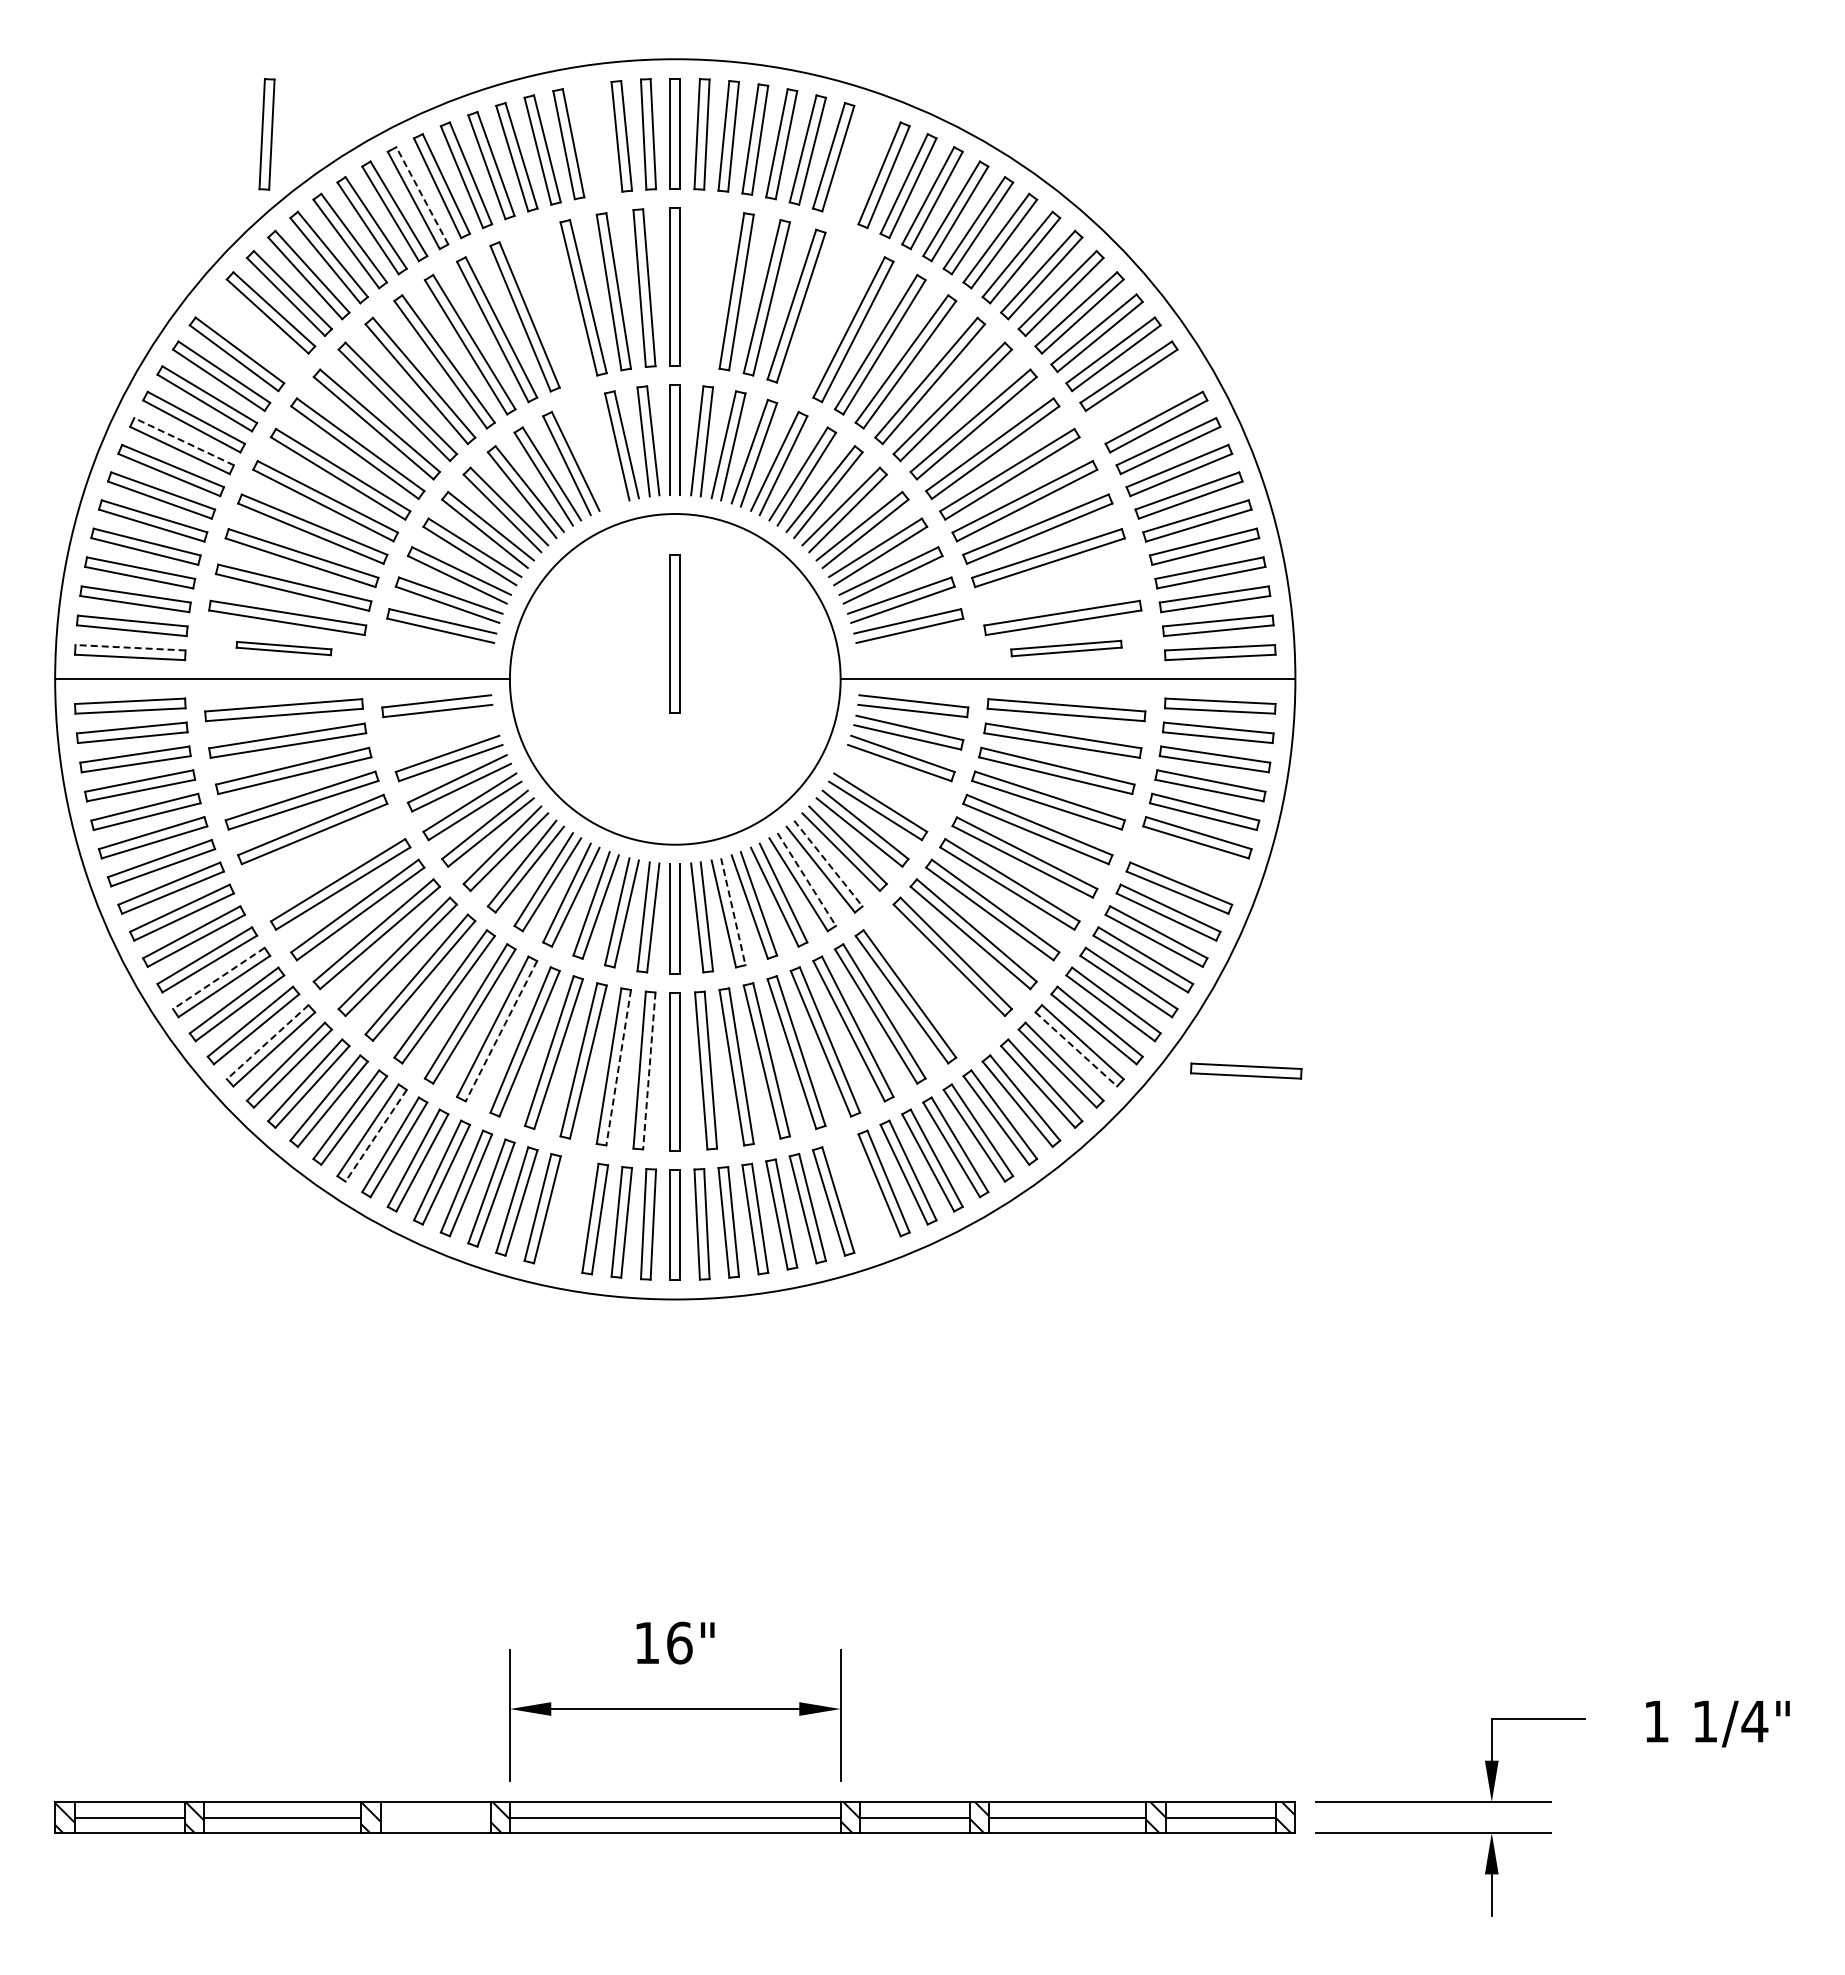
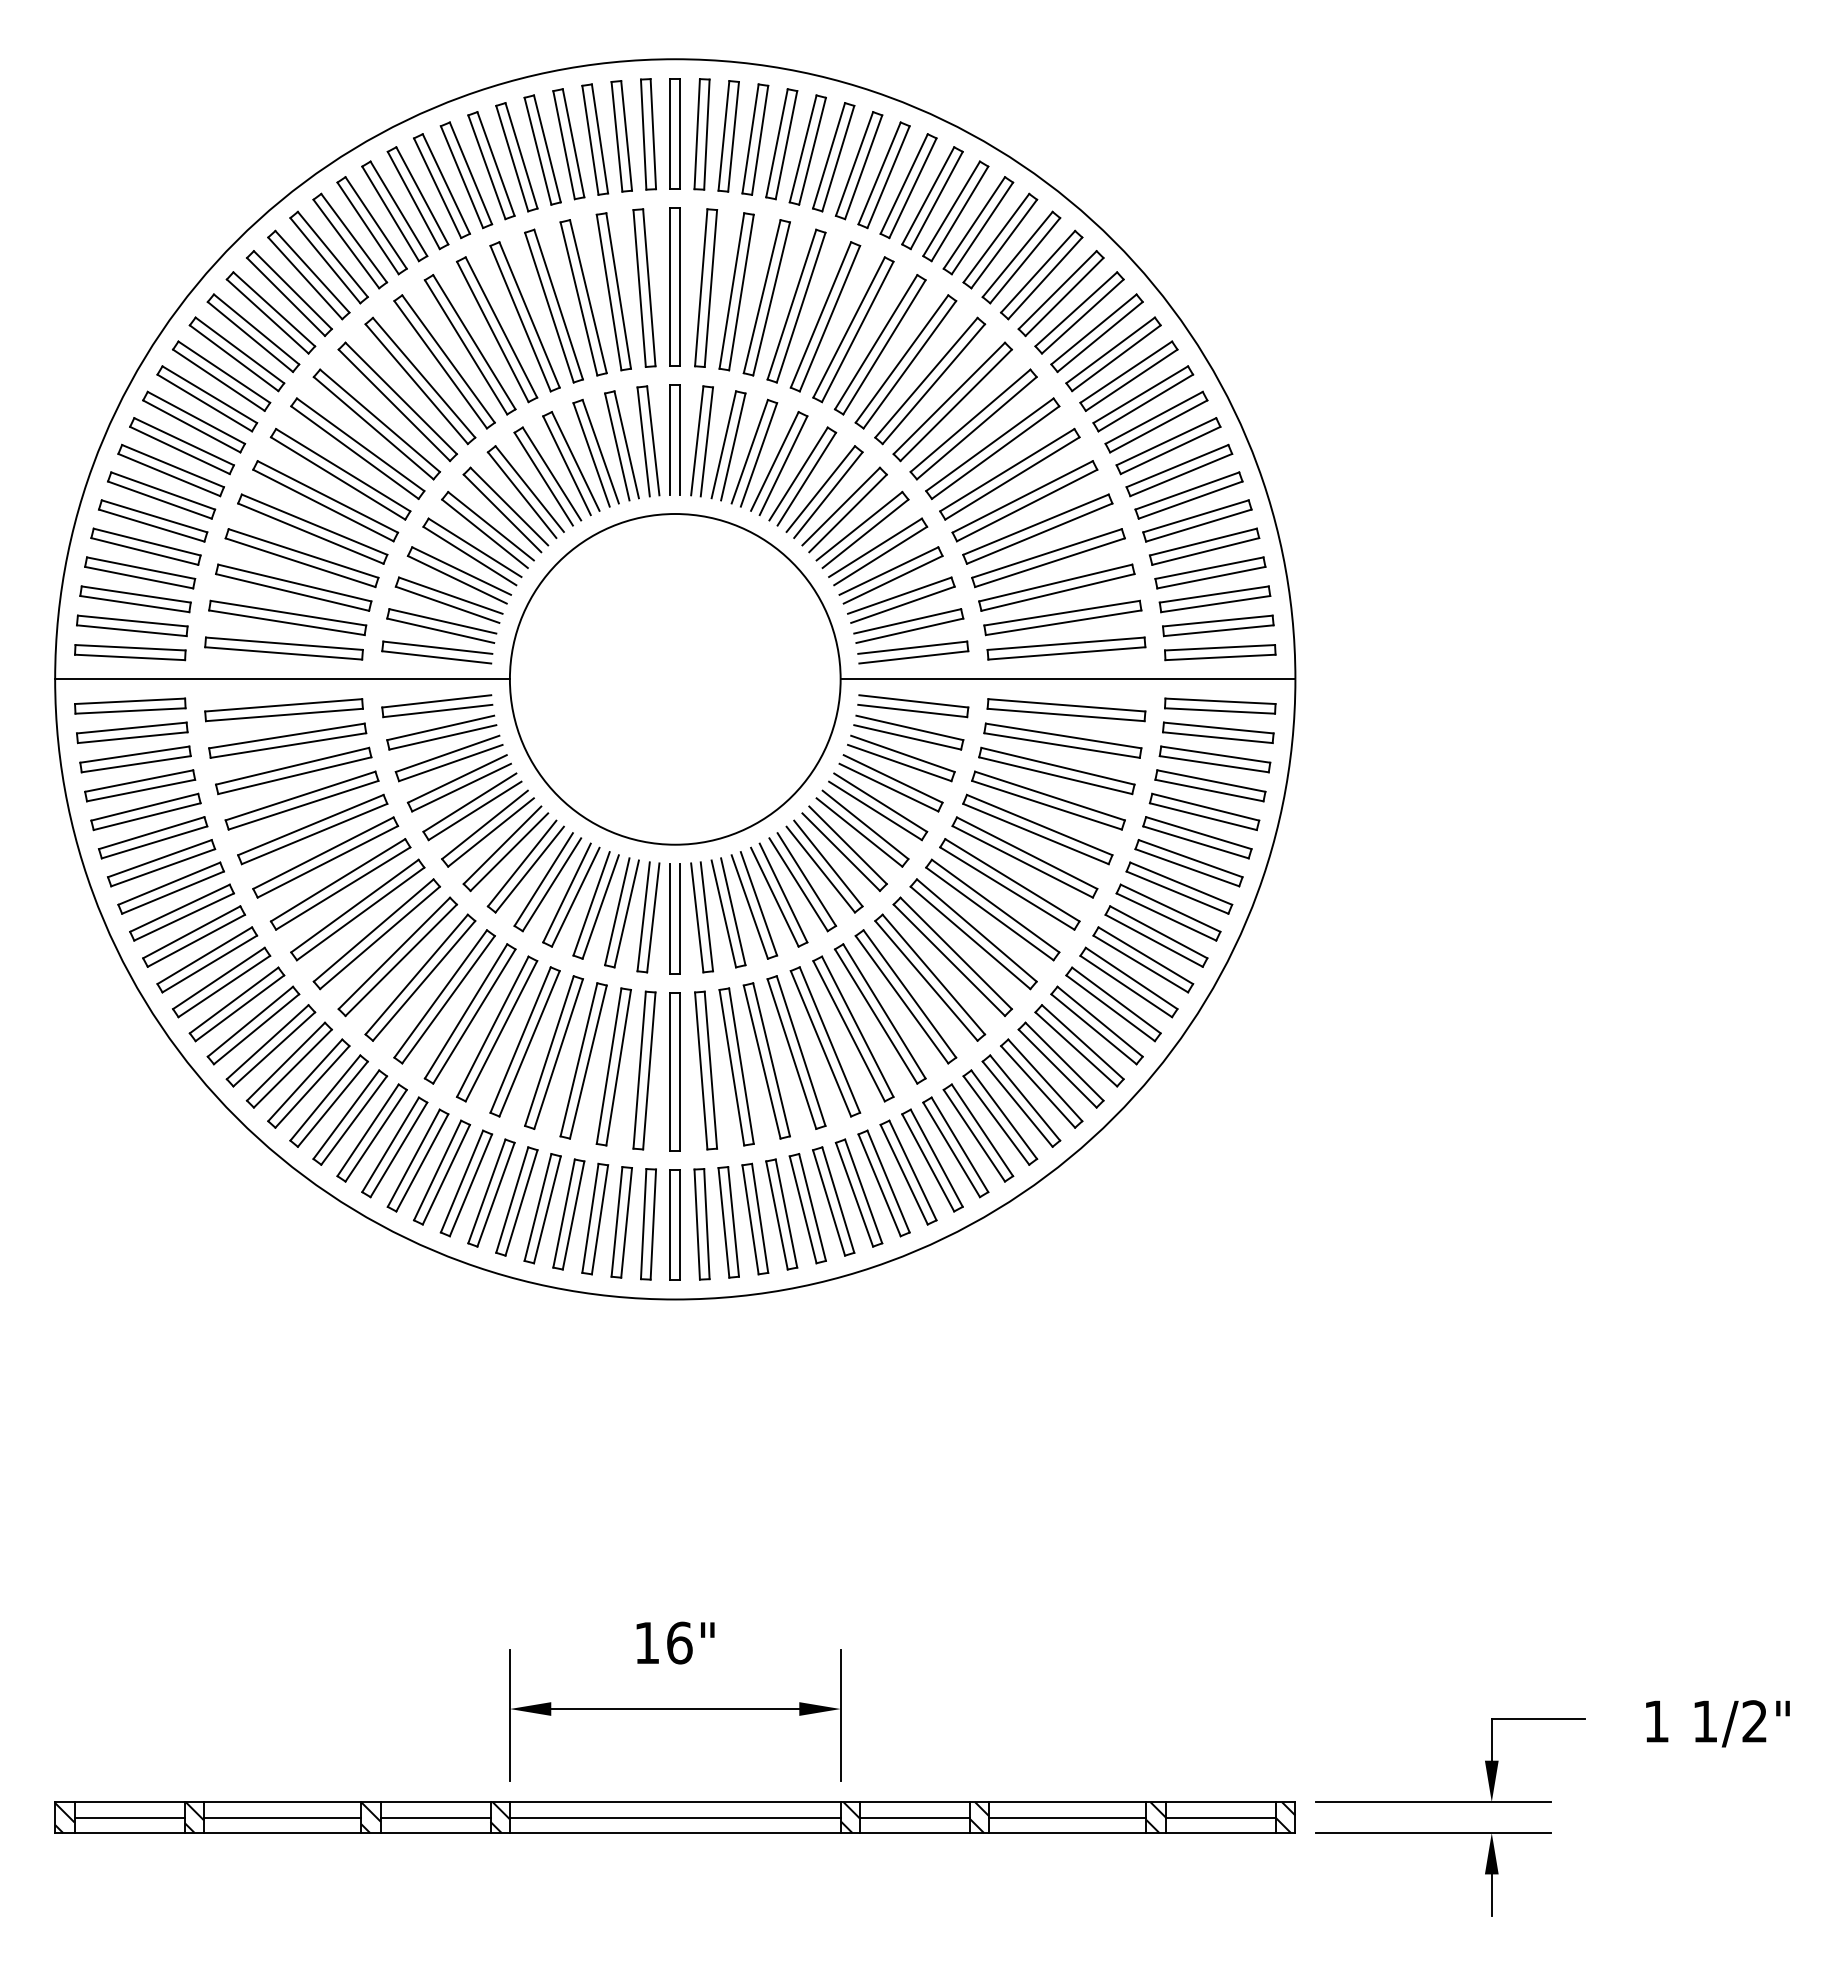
part: present -> none (266, 134)
part: none -> present (595, 139)
part: none -> present (858, 165)
line: dashed -> solid (422, 195)
part: none -> present (706, 287)
part: none -> present (553, 305)
part: none -> present (825, 316)
part: none -> present (253, 333)
part: none -> present (1143, 398)
line: dashed -> solid (183, 441)
part: none -> present (595, 452)
part: none -> present (1056, 587)
part: present -> none (674, 633)
line: dashed -> solid (130, 647)
part size: 98x16 px -> 160x25 px (283, 648)
part size: 113x19 px -> 161x25 px (1066, 648)
part: none -> present (437, 652)
part: none -> present (913, 652)
part: none -> present (441, 732)
part: none -> present (890, 783)
part: none -> present (325, 857)
line: dashed -> solid (828, 863)
part: none -> present (1188, 863)
line: dashed -> solid (806, 879)
line: dashed -> solid (733, 911)
part: none -> present (930, 977)
line: dashed -> solid (218, 978)
line: dashed -> solid (501, 1031)
line: dashed -> solid (267, 1042)
line: dashed -> solid (1076, 1049)
line: dashed -> solid (618, 1067)
line: dashed -> solid (649, 1070)
part: present -> none (1246, 1070)
line: dashed -> solid (375, 1136)
part: none -> present (858, 1192)
part: none -> present (568, 1214)
text: 1/4" -> 1/2" (1754, 1721)
line: none -> present (435, 1817)
